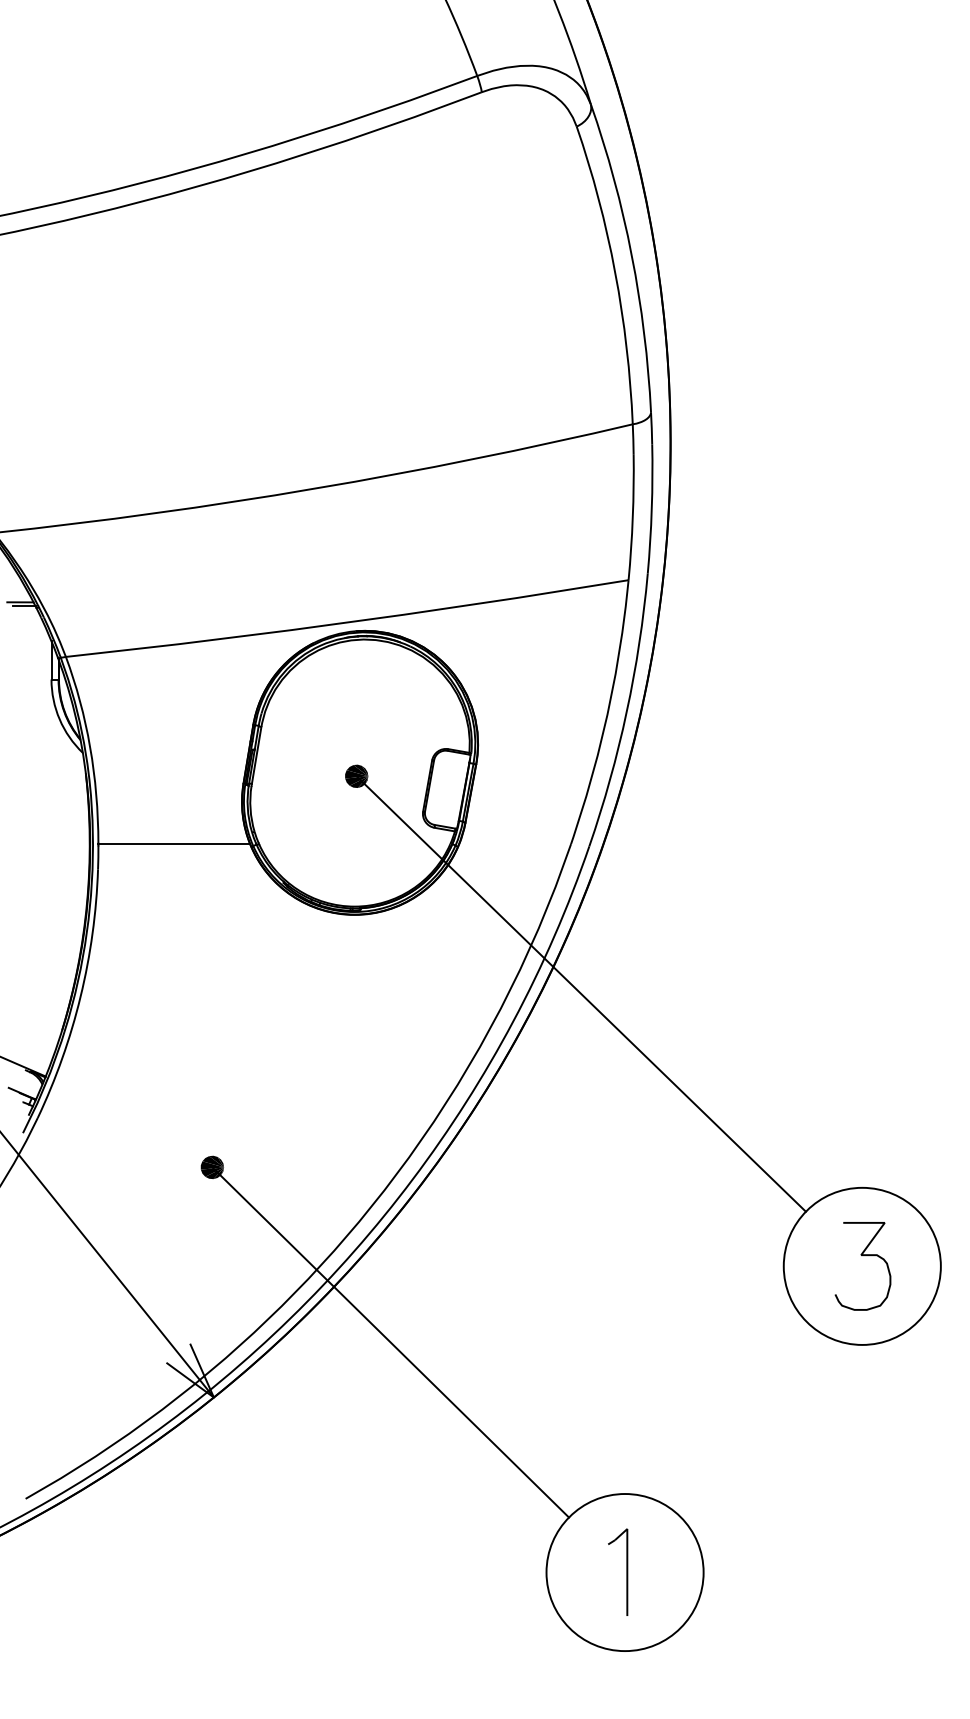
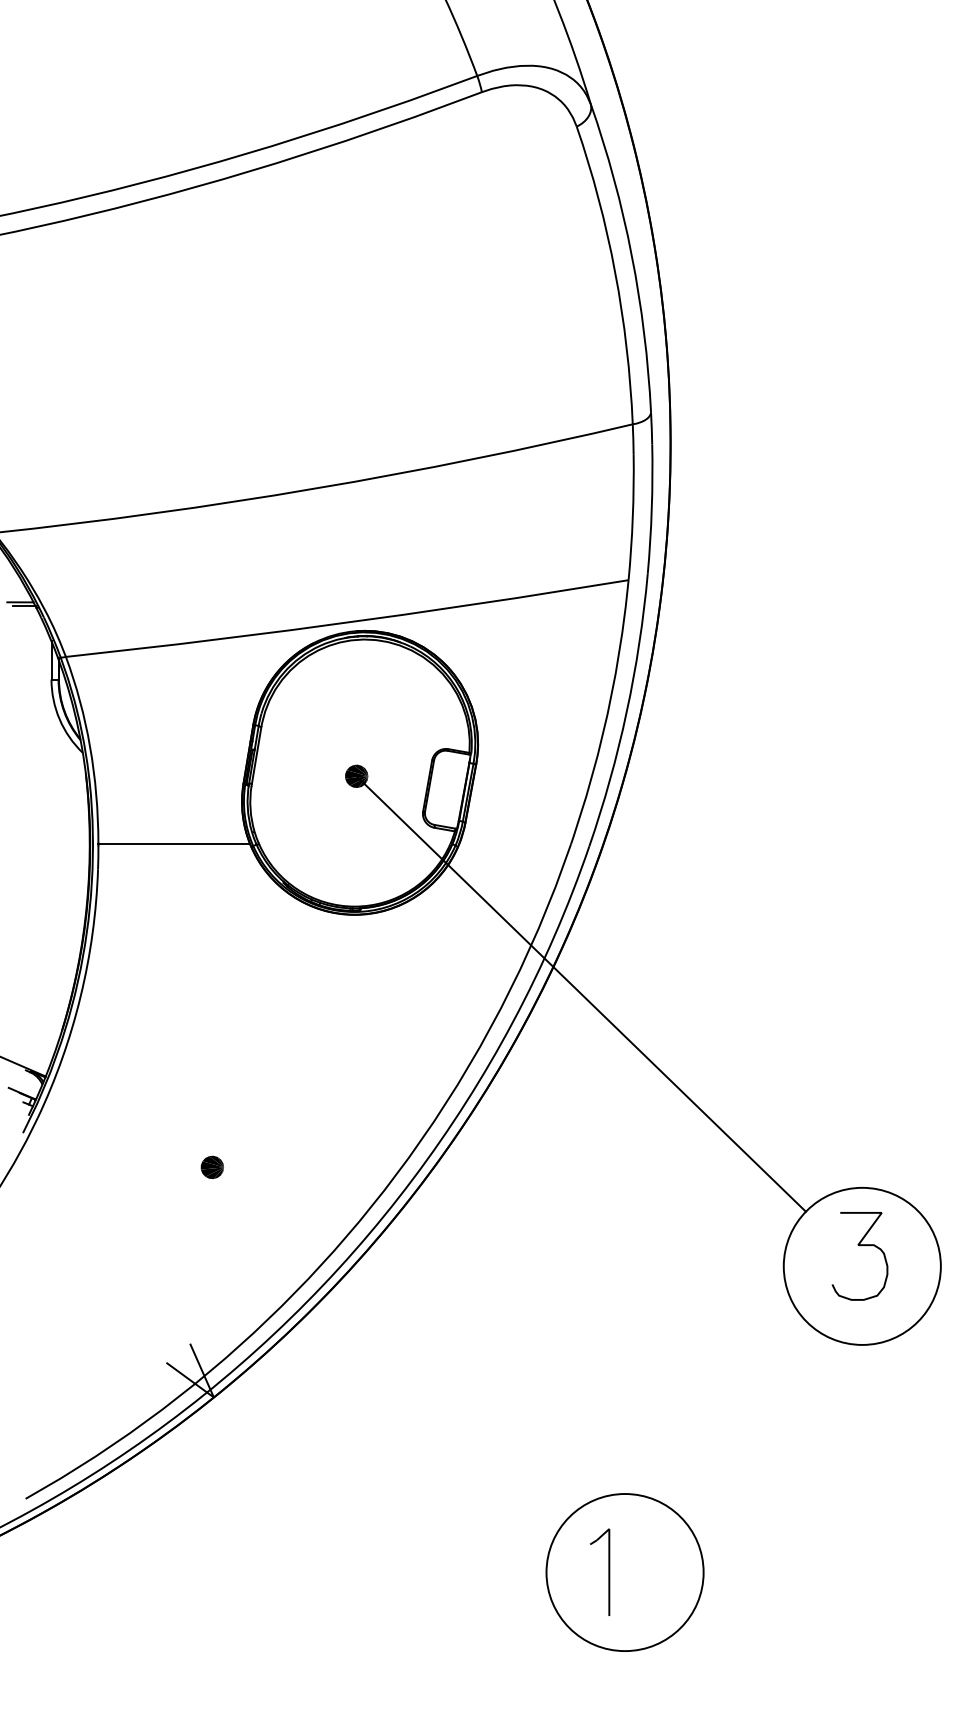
curve position: (862, 1256) -> (859, 1246) (859, 1246)
line: present -> none (107, 1265)
line: present -> none (390, 1342)
part position: (626, 1571) -> (608, 1571) (608, 1571)
